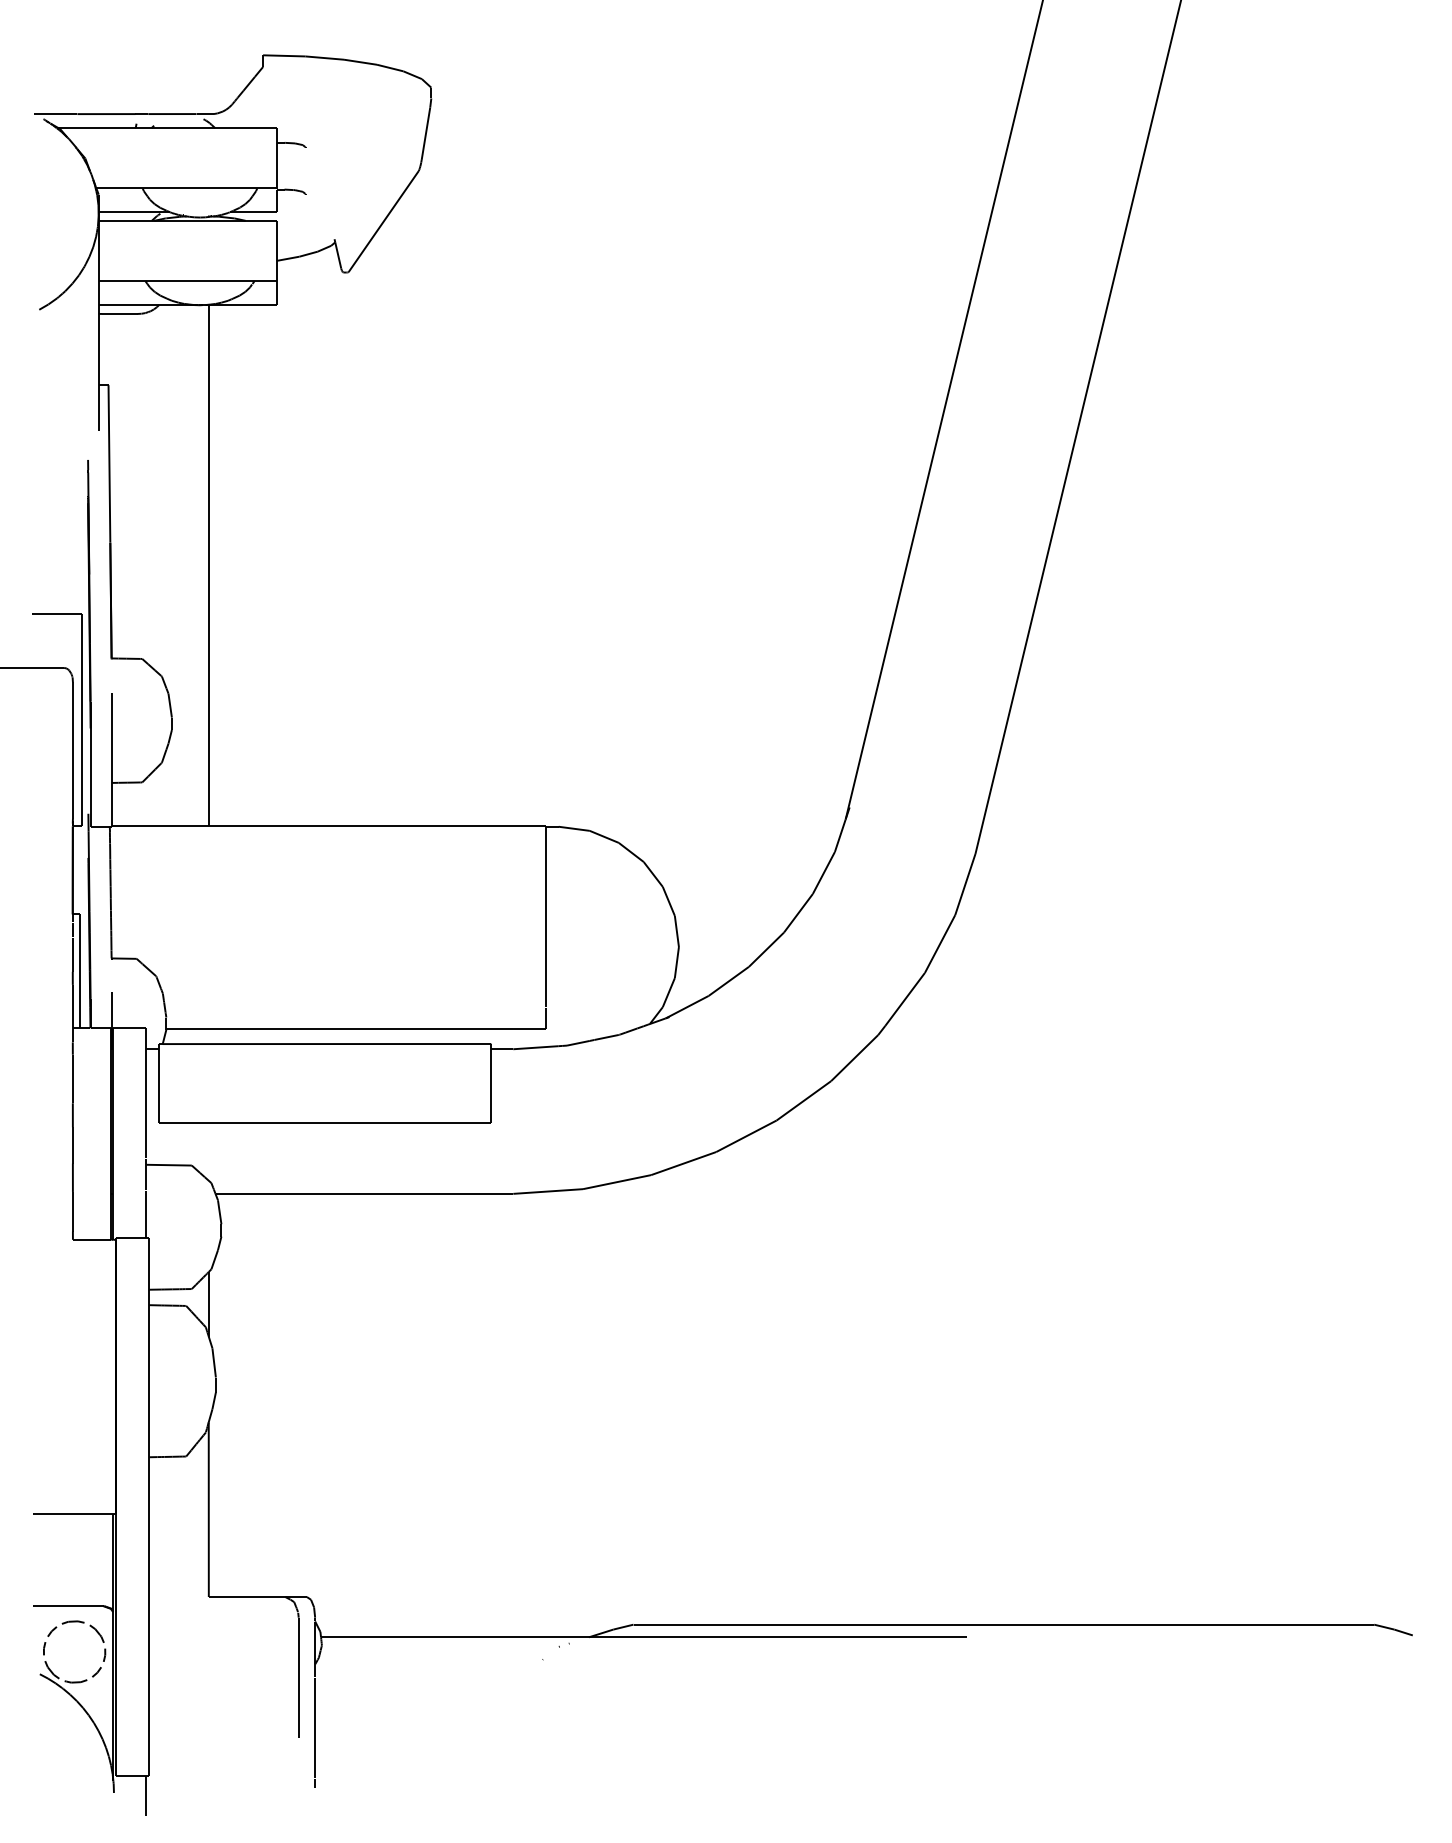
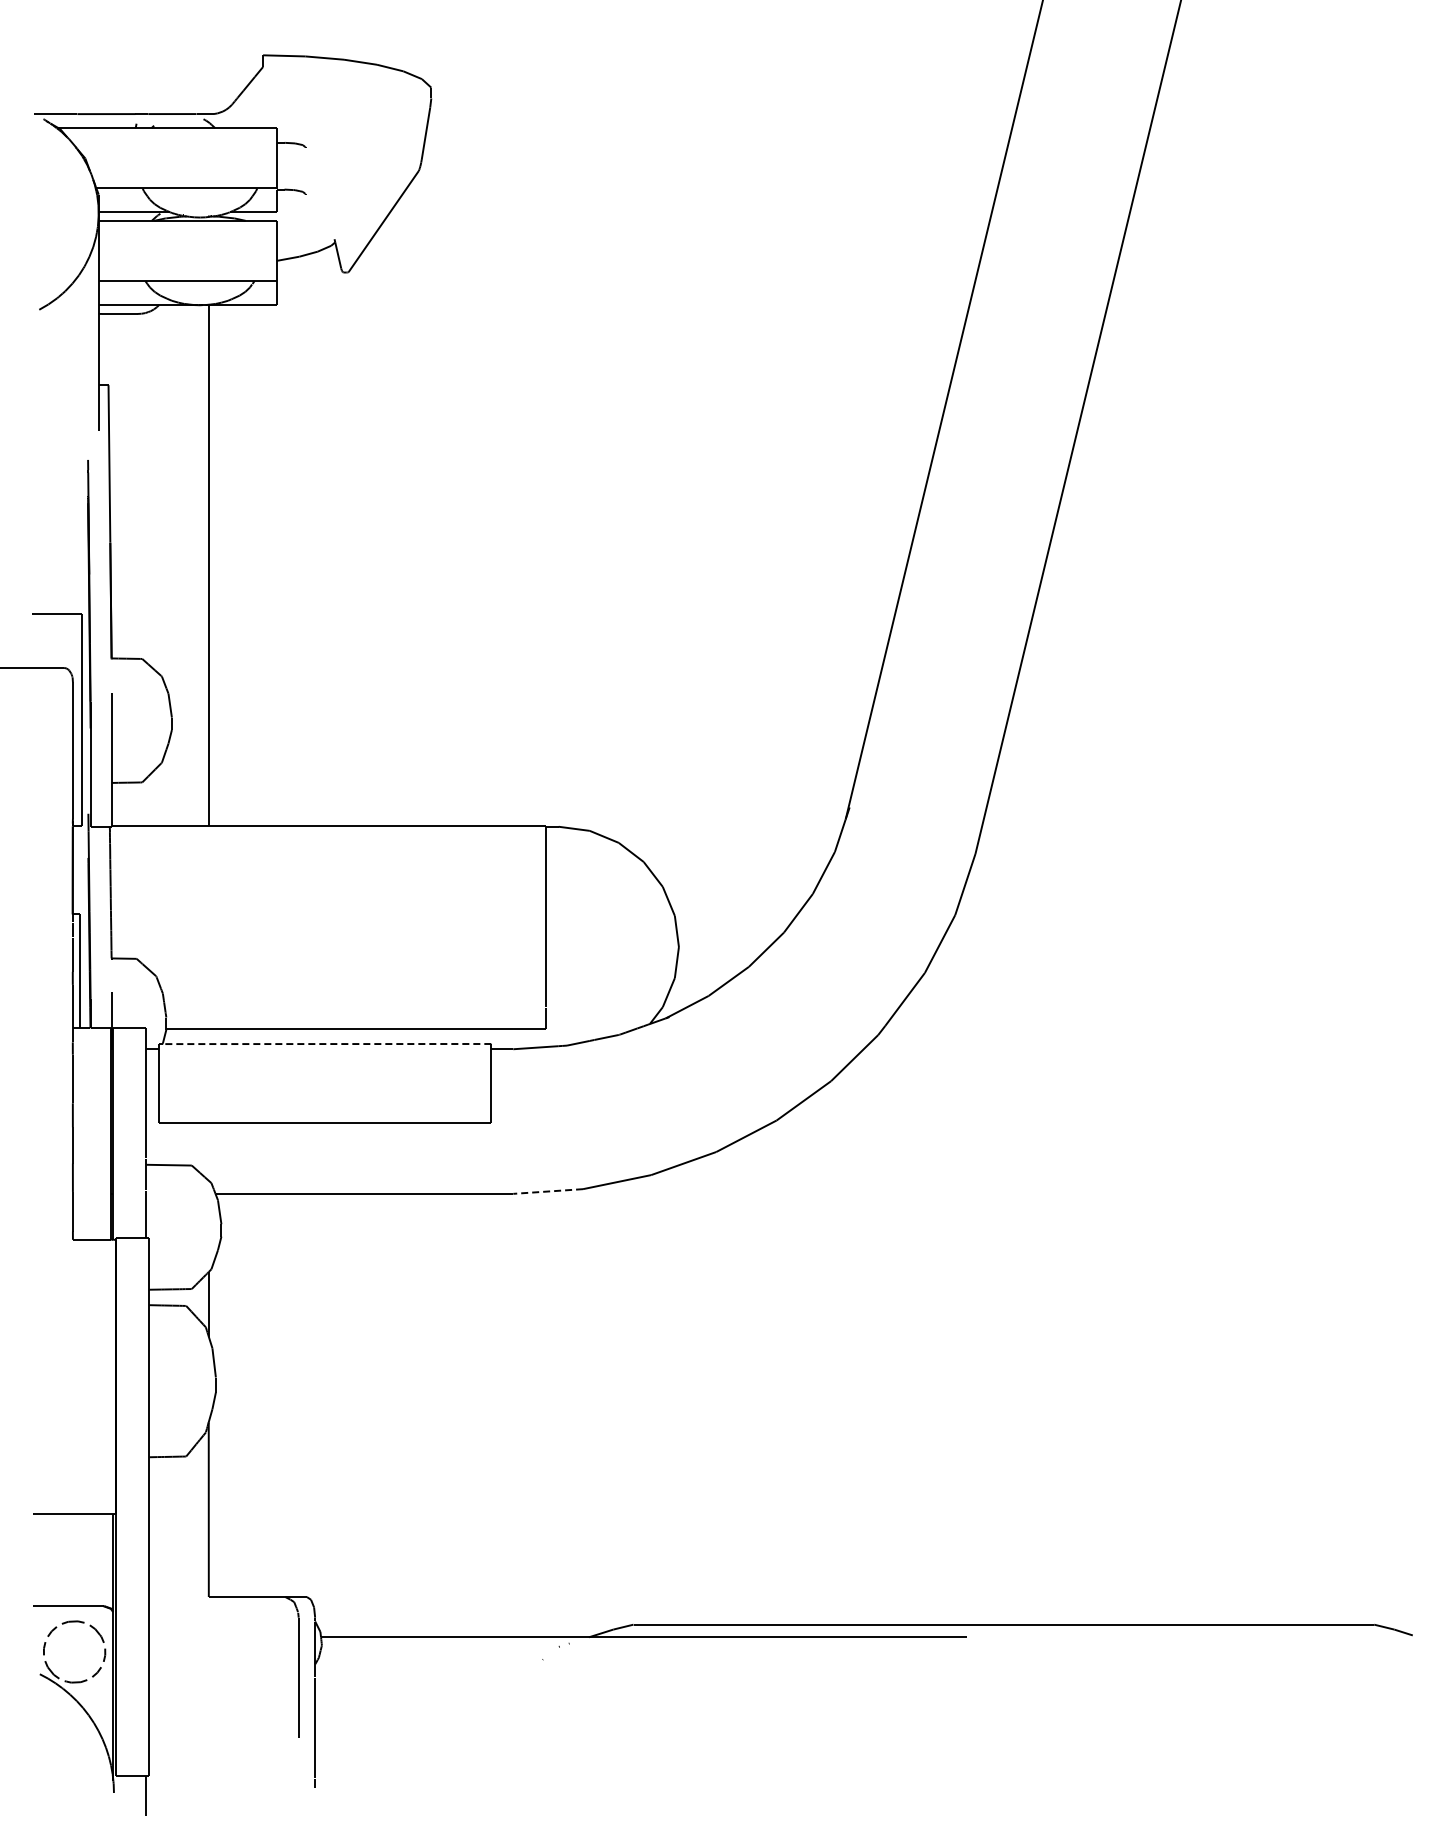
line: solid -> dashed (326, 1044)
line: solid -> dashed (548, 1191)
